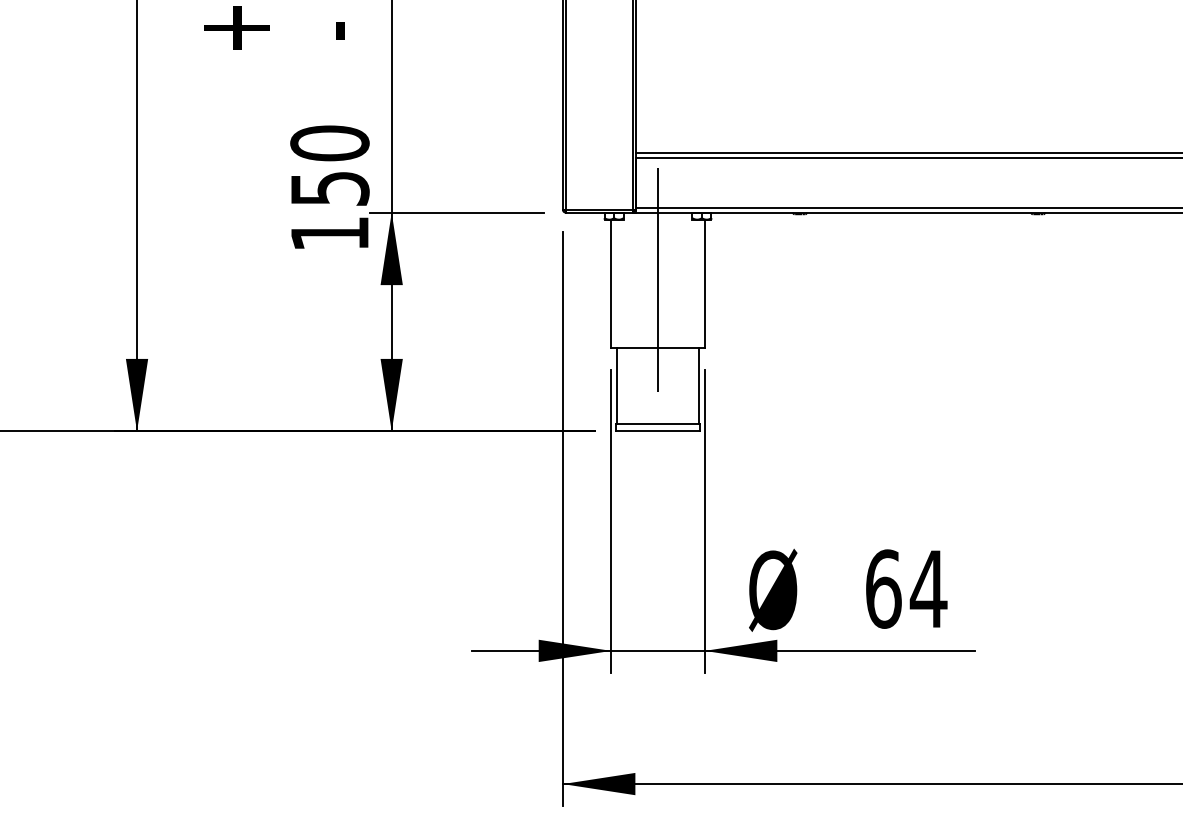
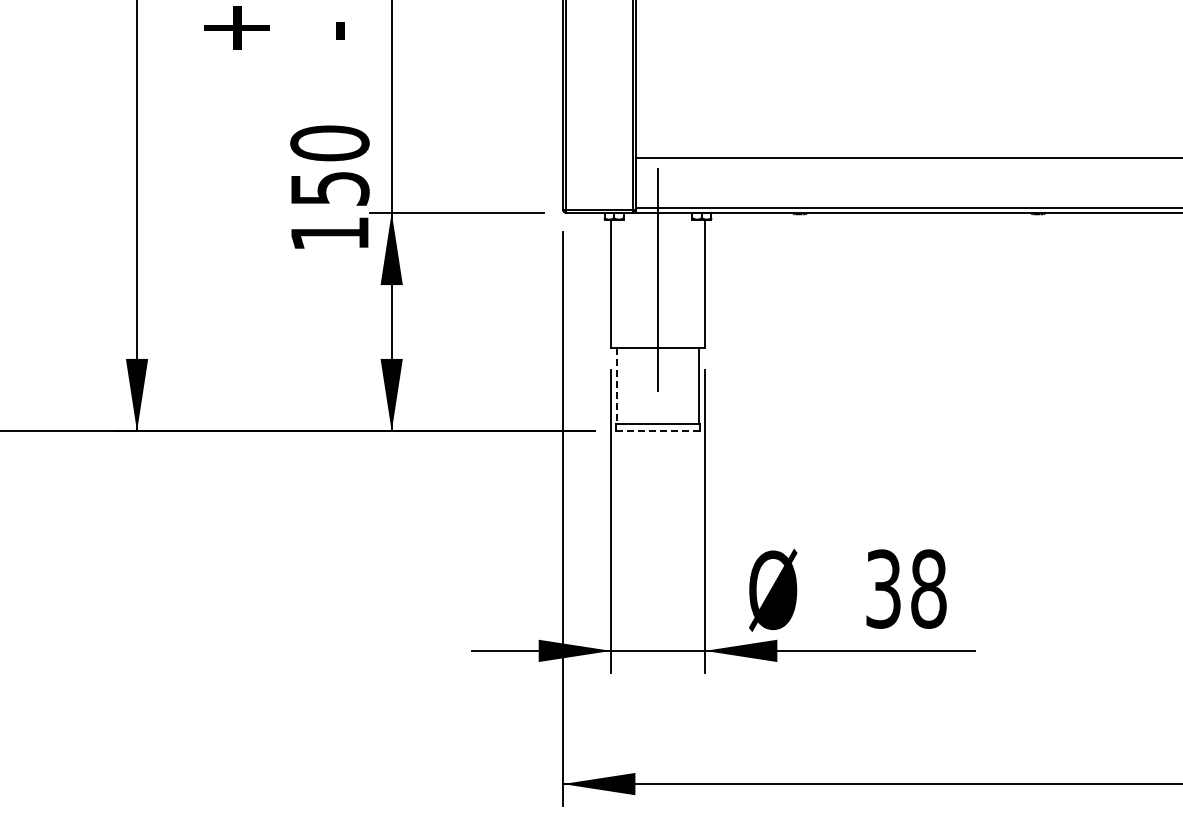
line: present -> none (907, 153)
line: solid -> dashed (617, 386)
line: solid -> dashed (658, 431)
text: 64 -> 38 (906, 588)
